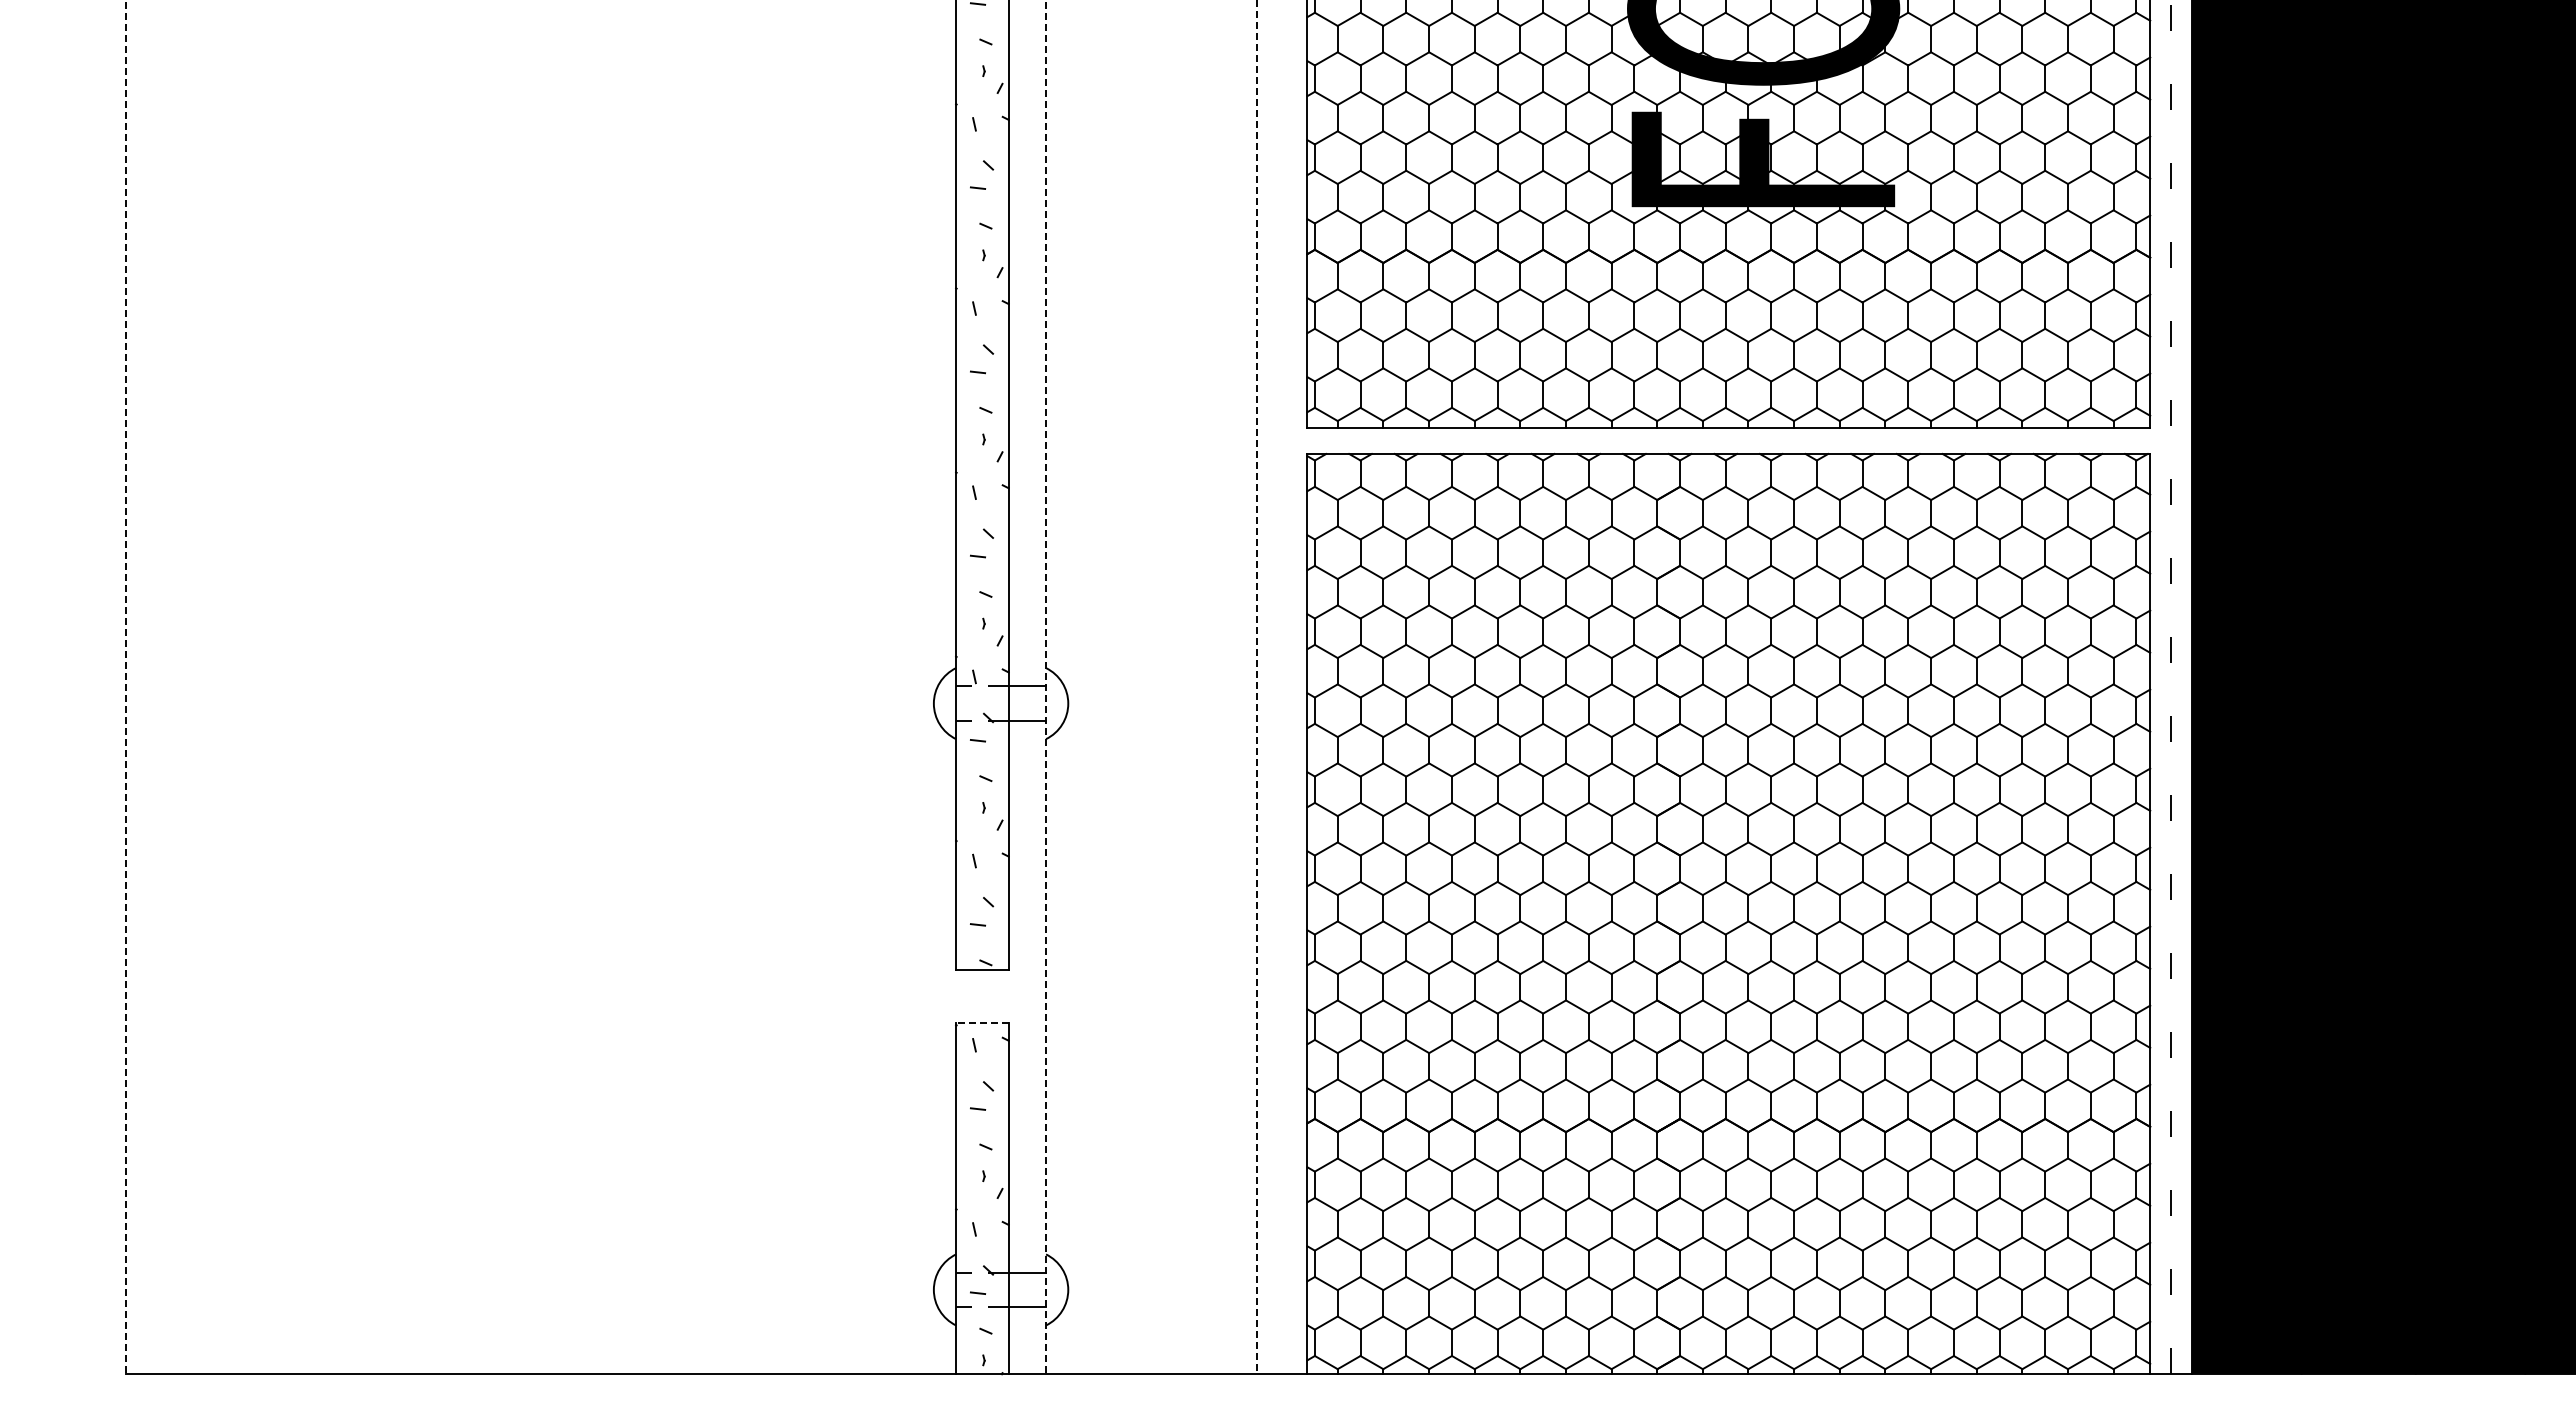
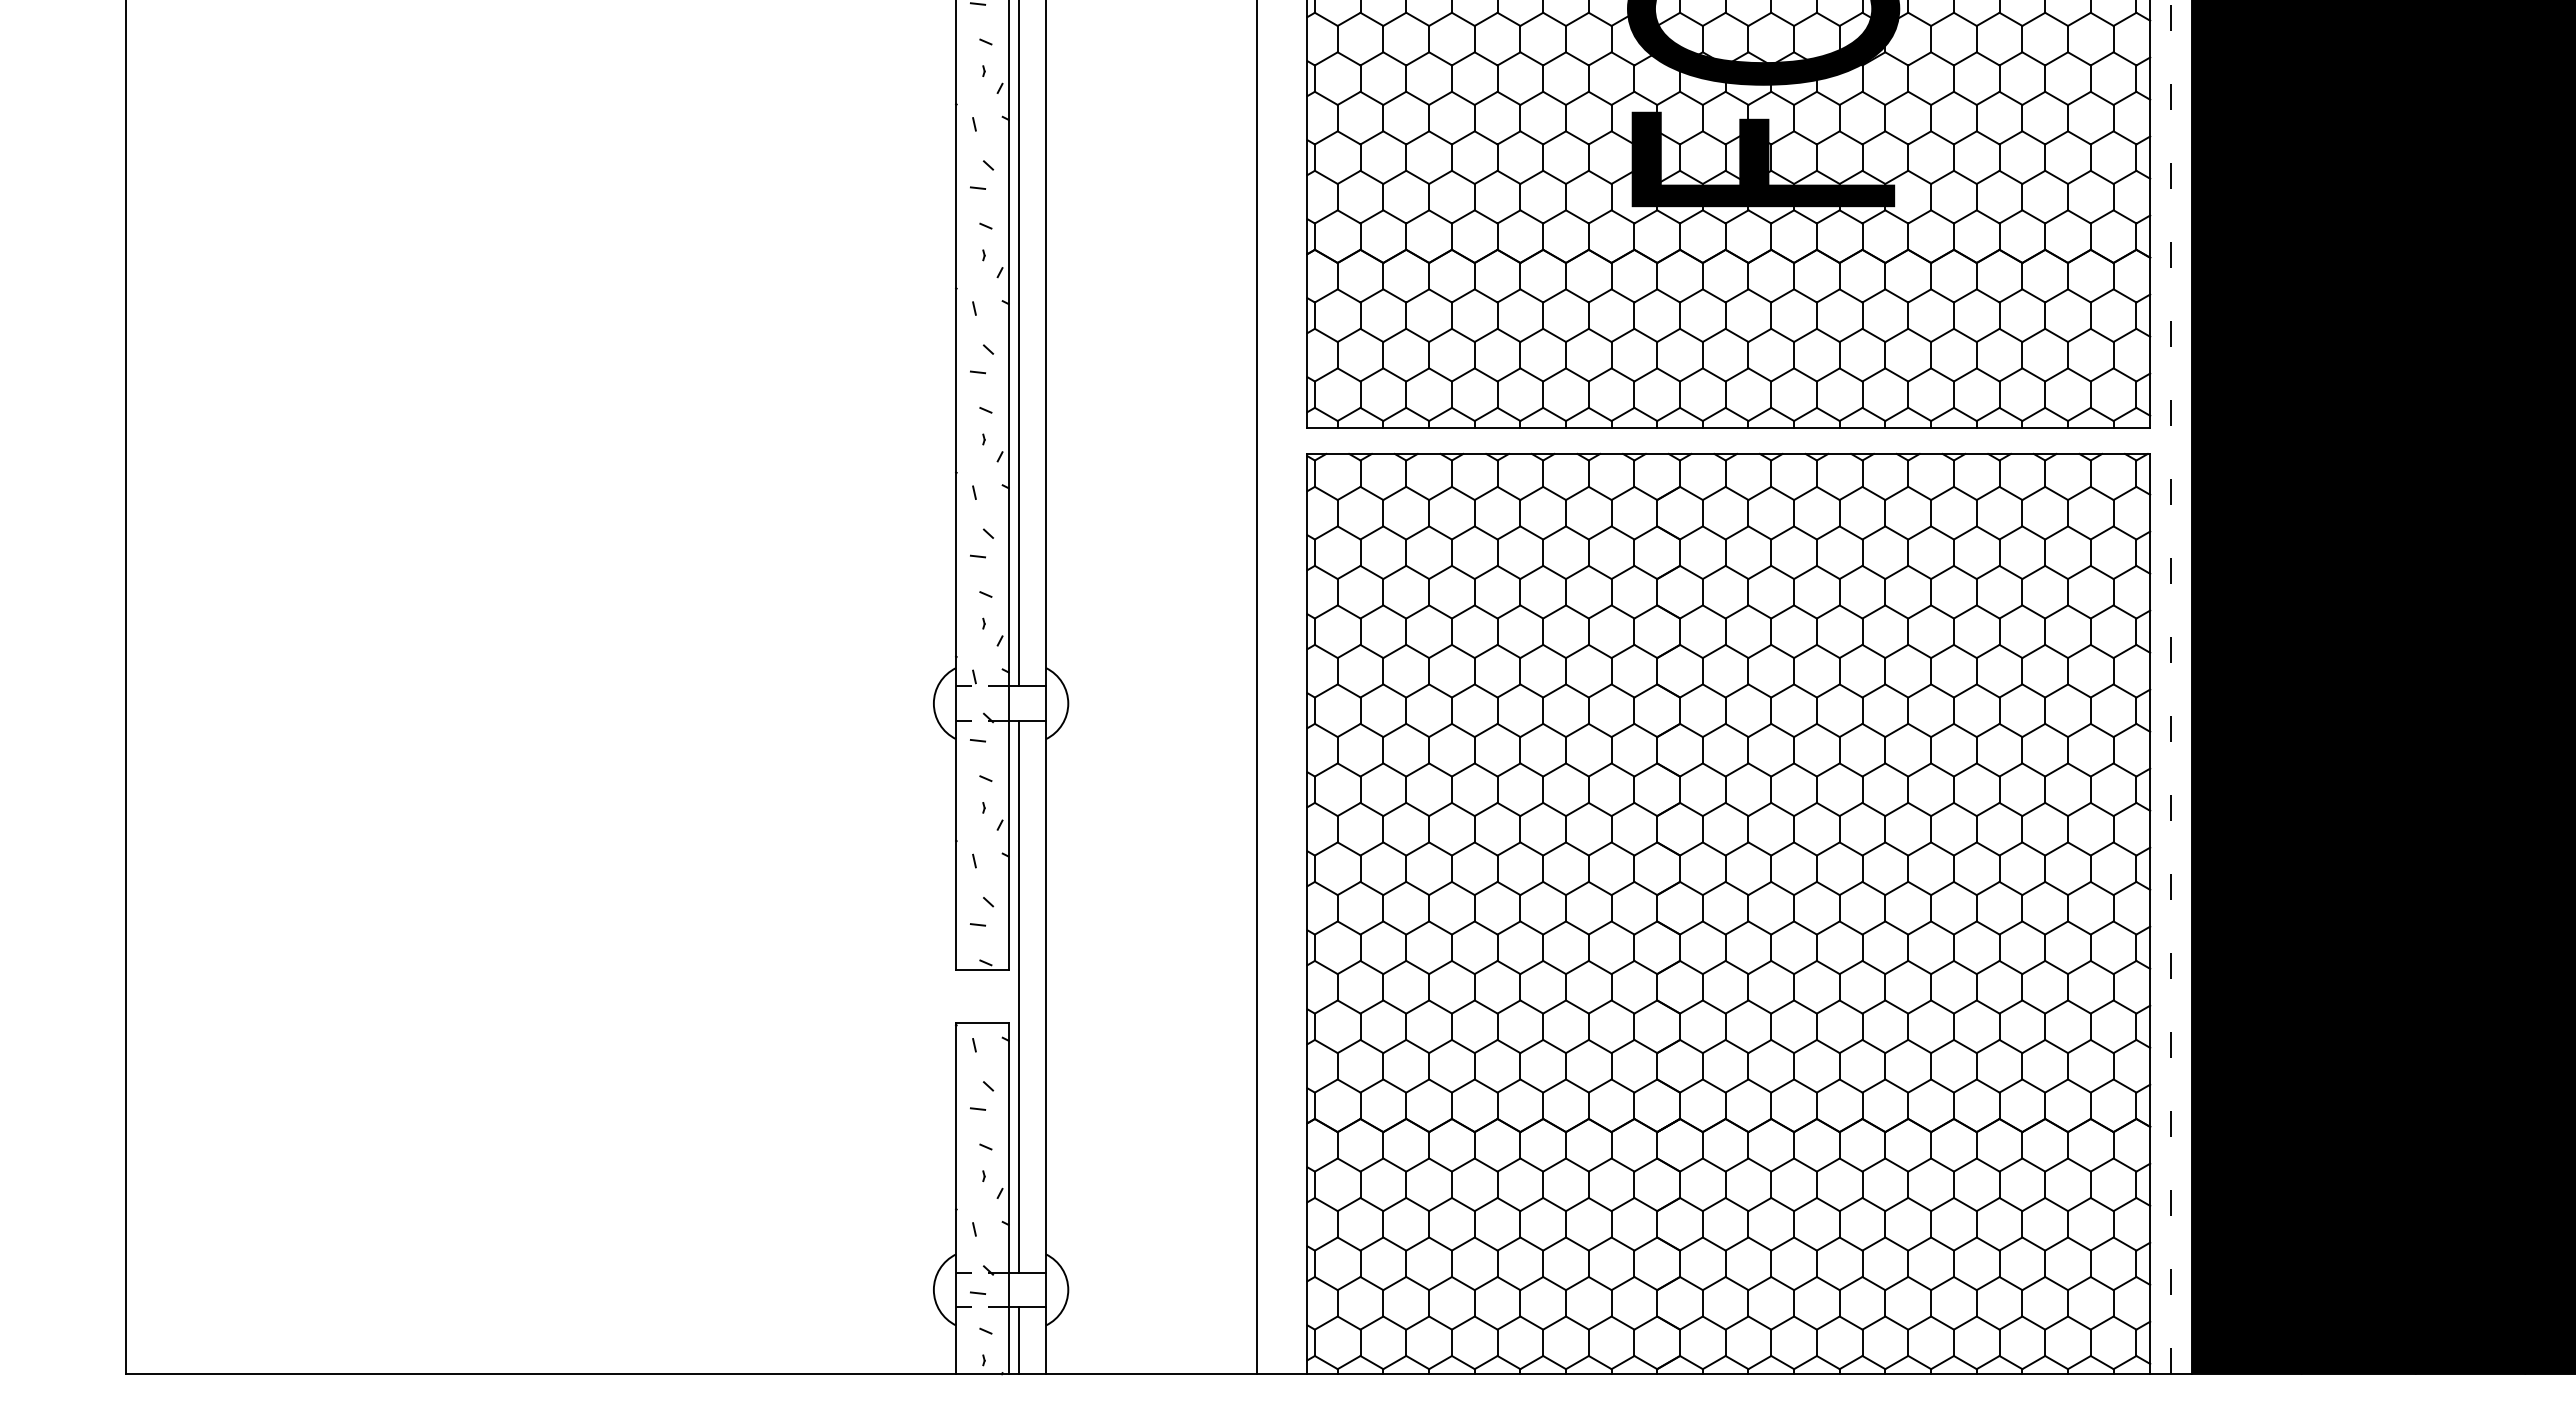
line: none -> present (1019, 344)
line: dashed -> solid (126, 687)
line: dashed -> solid (1046, 687)
line: dashed -> solid (1256, 687)
line: none -> present (1019, 996)
line: dashed -> solid (981, 1023)
line: none -> present (1019, 1340)
